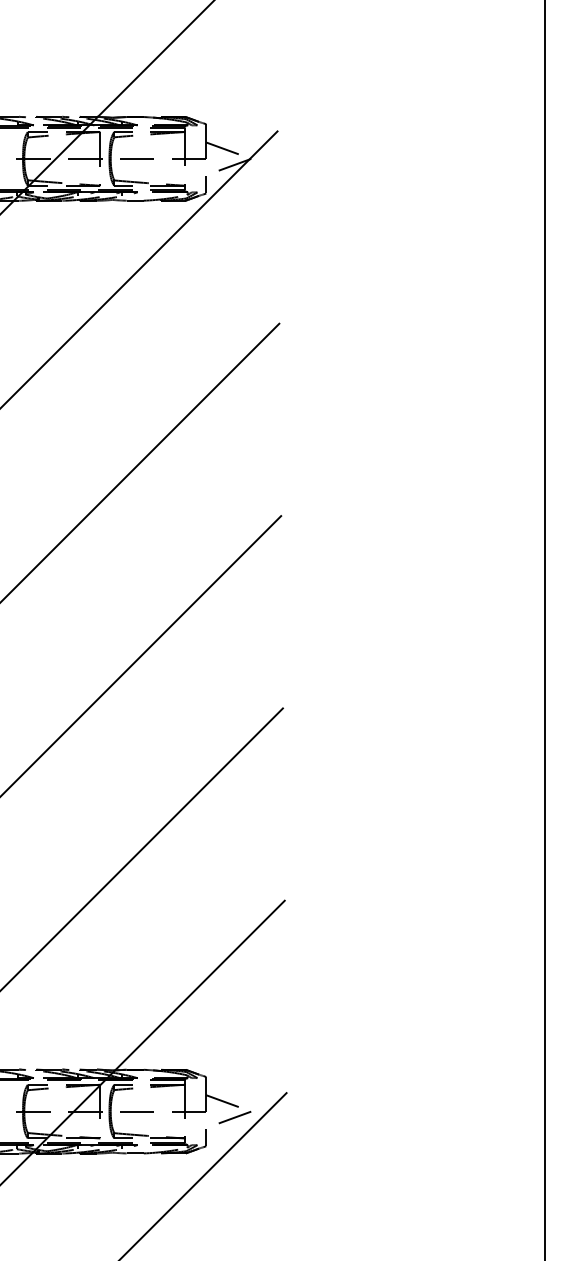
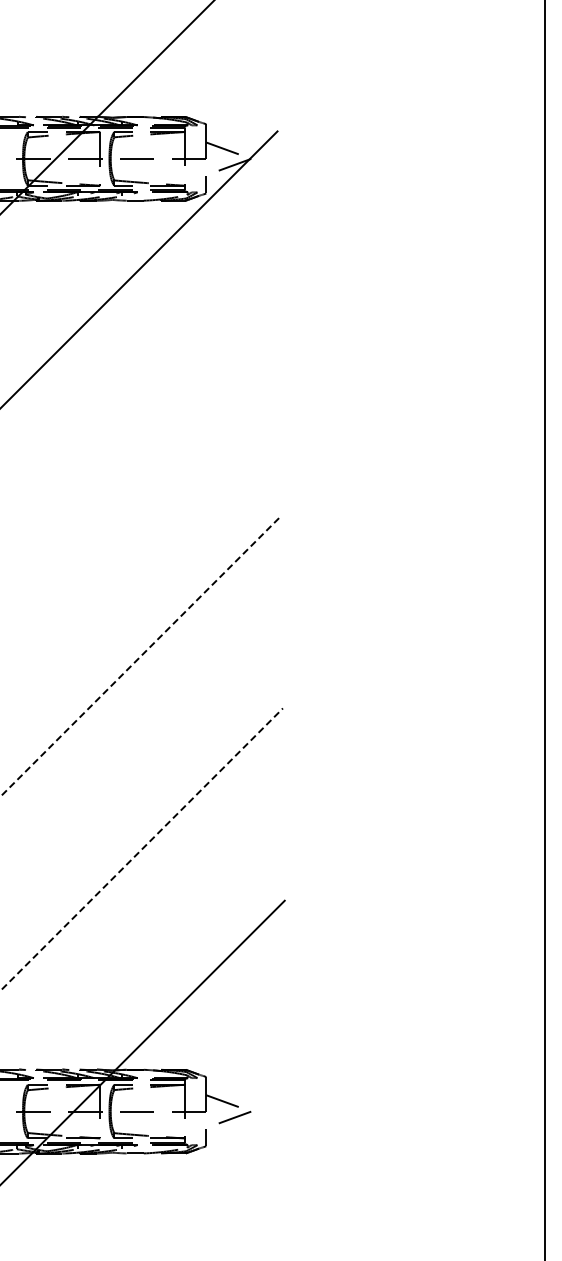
line: present -> none (140, 462)
line: solid -> dashed (141, 656)
line: solid -> dashed (141, 849)
line: present -> none (203, 1175)
